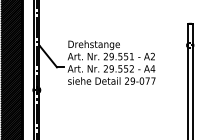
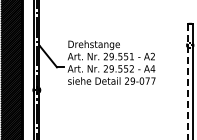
line: solid -> dashed (187, 82)
